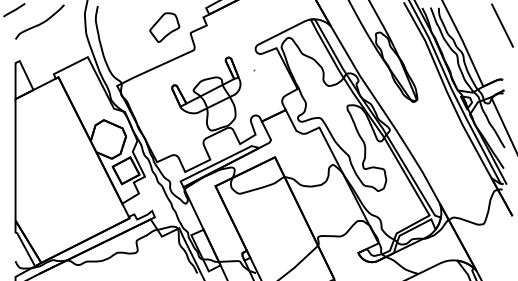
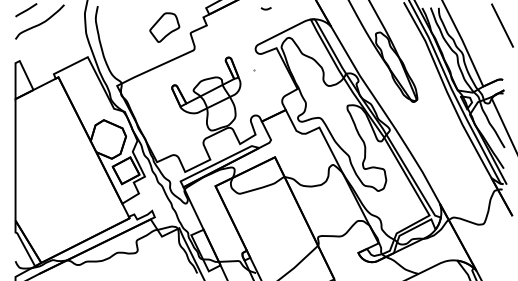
curve: none -> present (265, 8)
line position: (14, 10) -> (26, 10) (26, 10)
